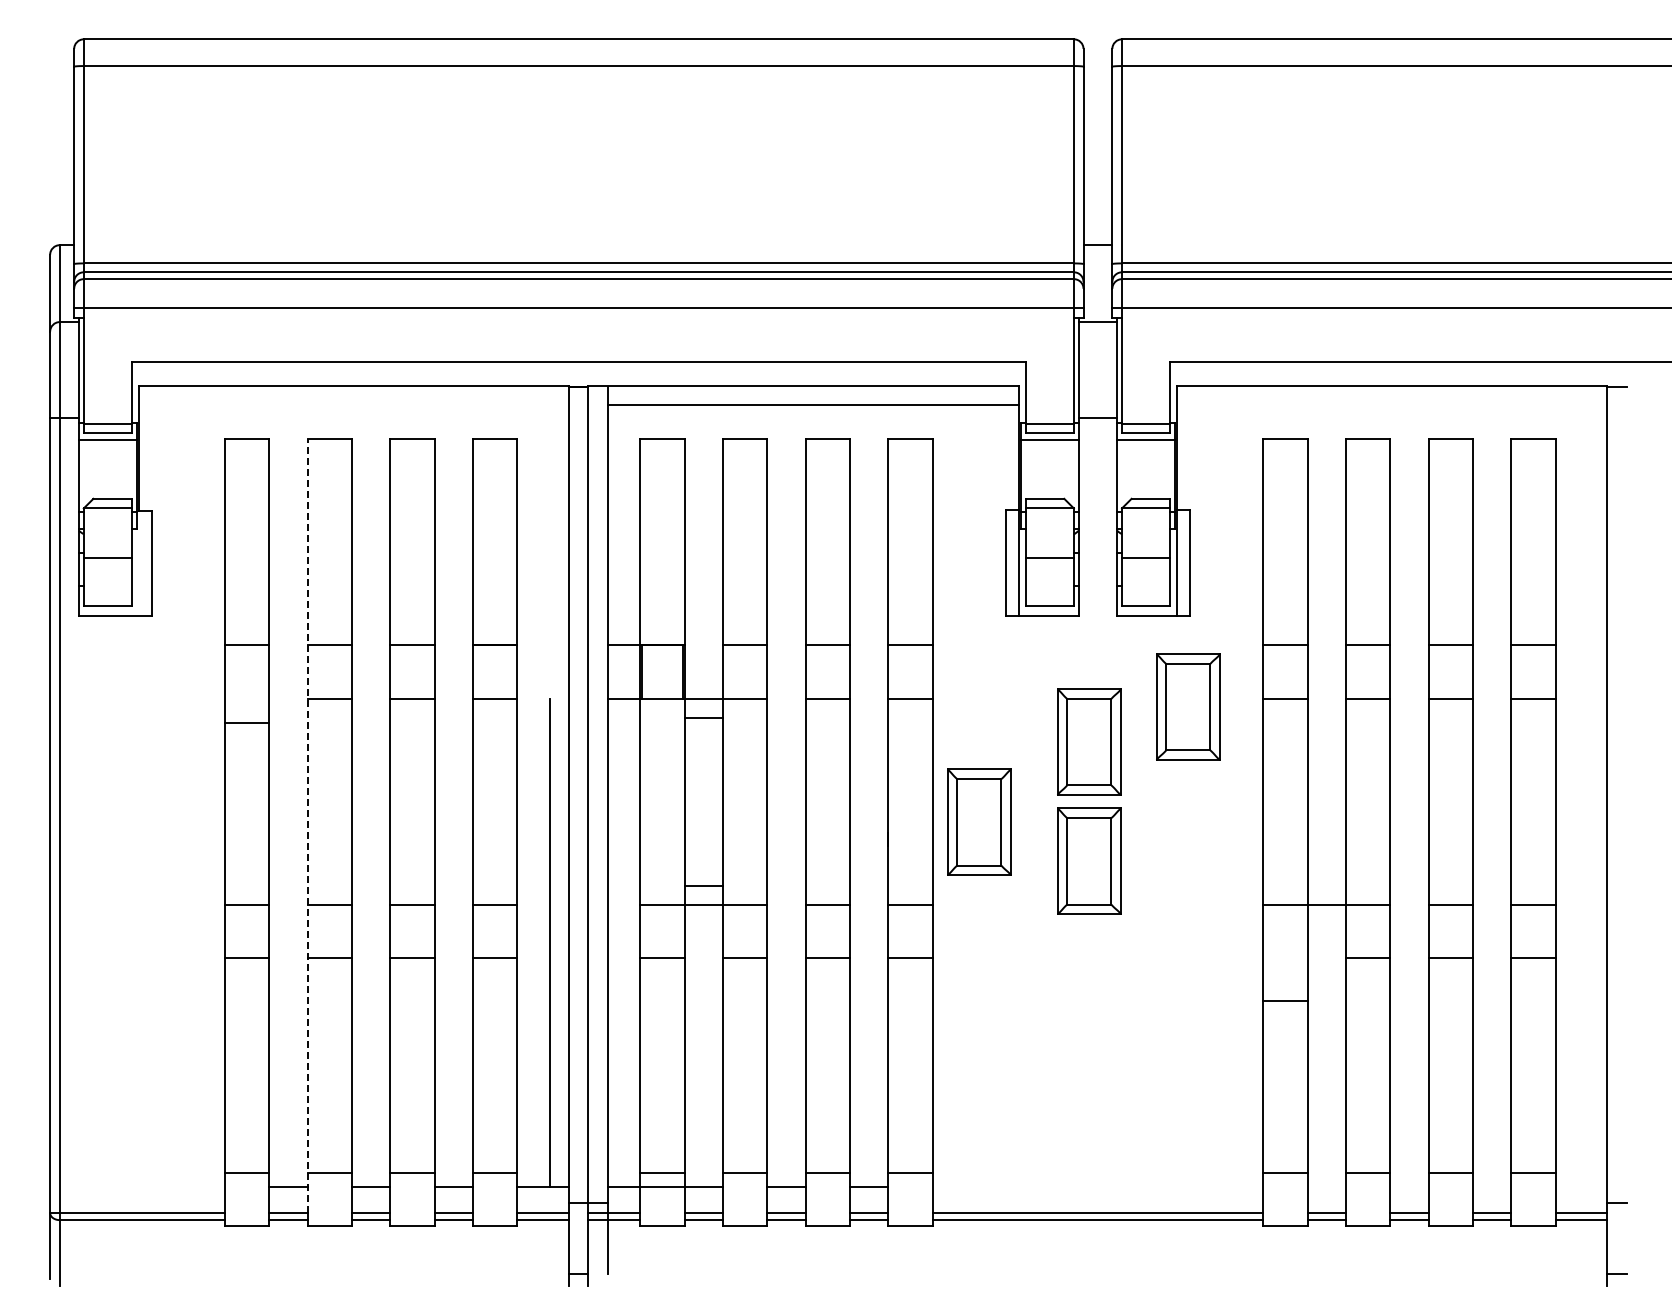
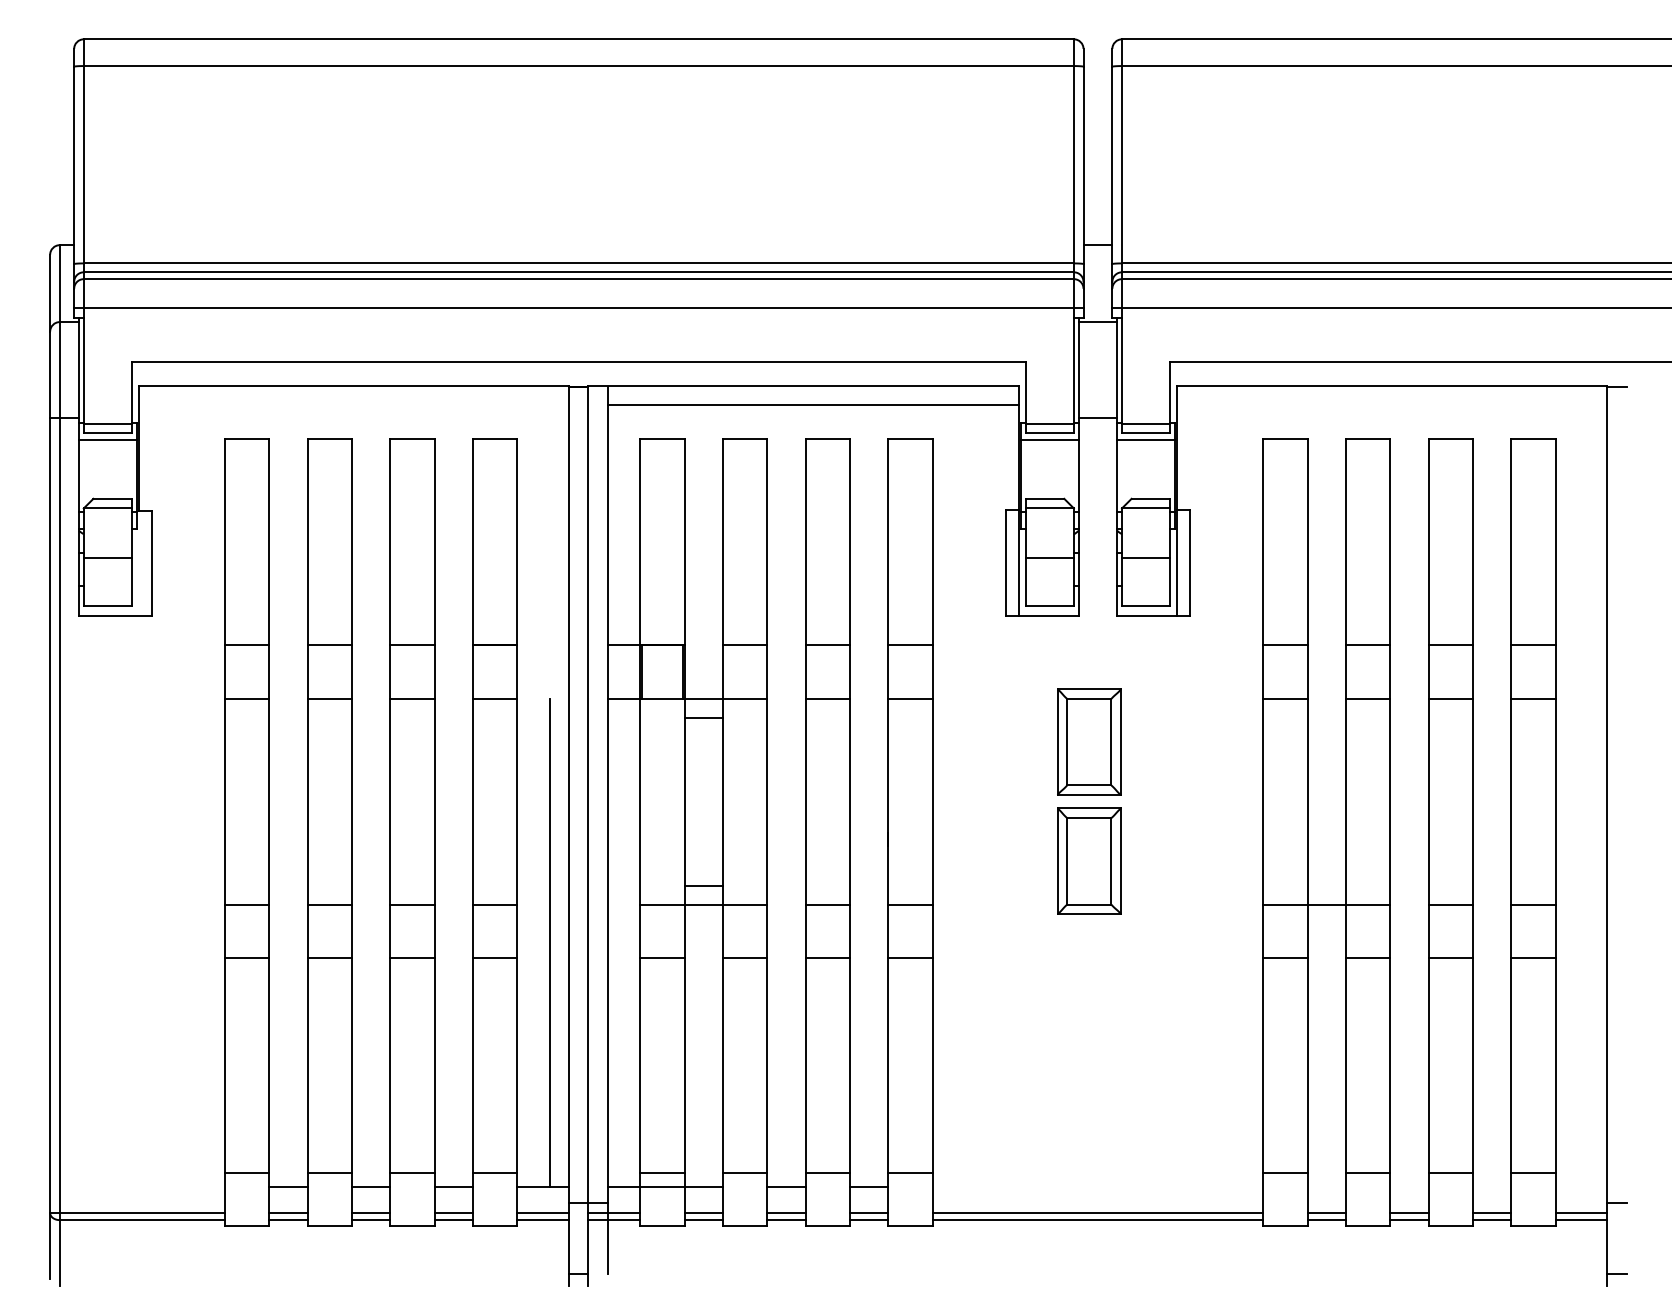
part: present -> none (1188, 706)
line position: (247, 722) -> (247, 698) (247, 698)
part: present -> none (979, 821)
line: dashed -> solid (307, 826)
line position: (1285, 1001) -> (1285, 958) (1285, 958)
